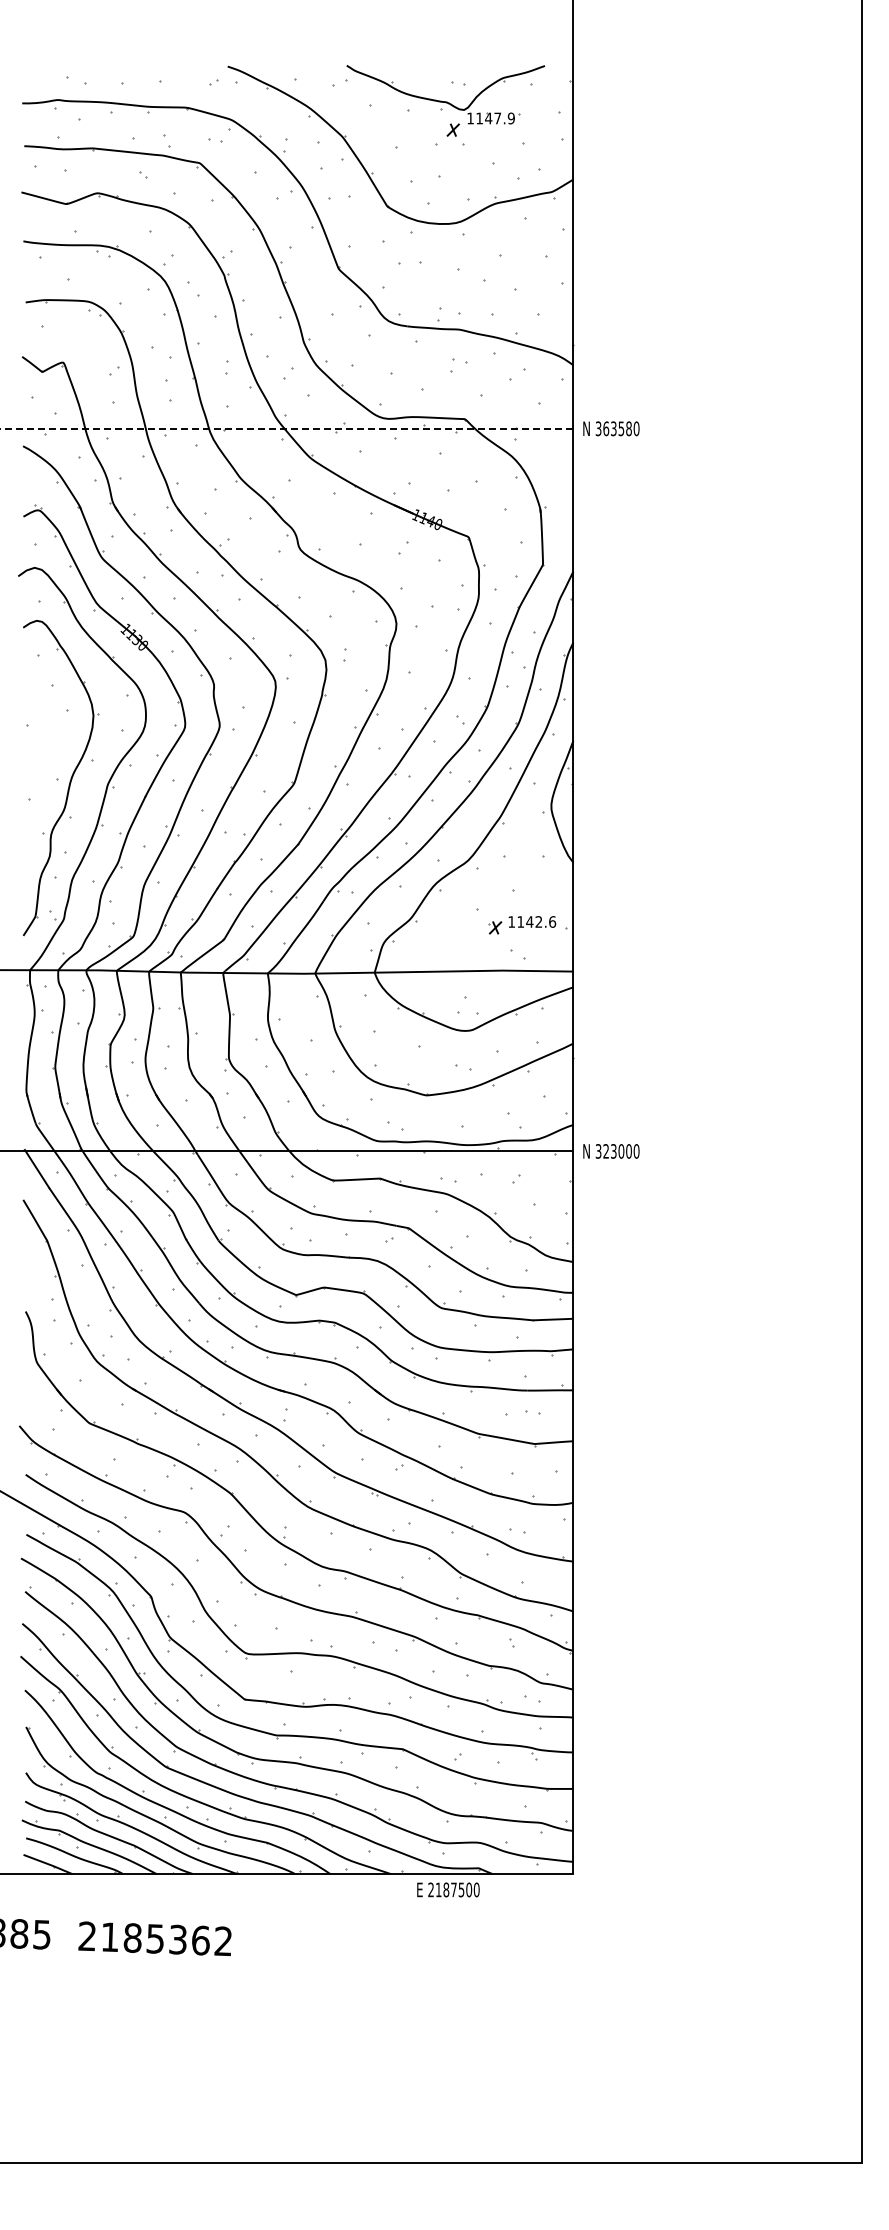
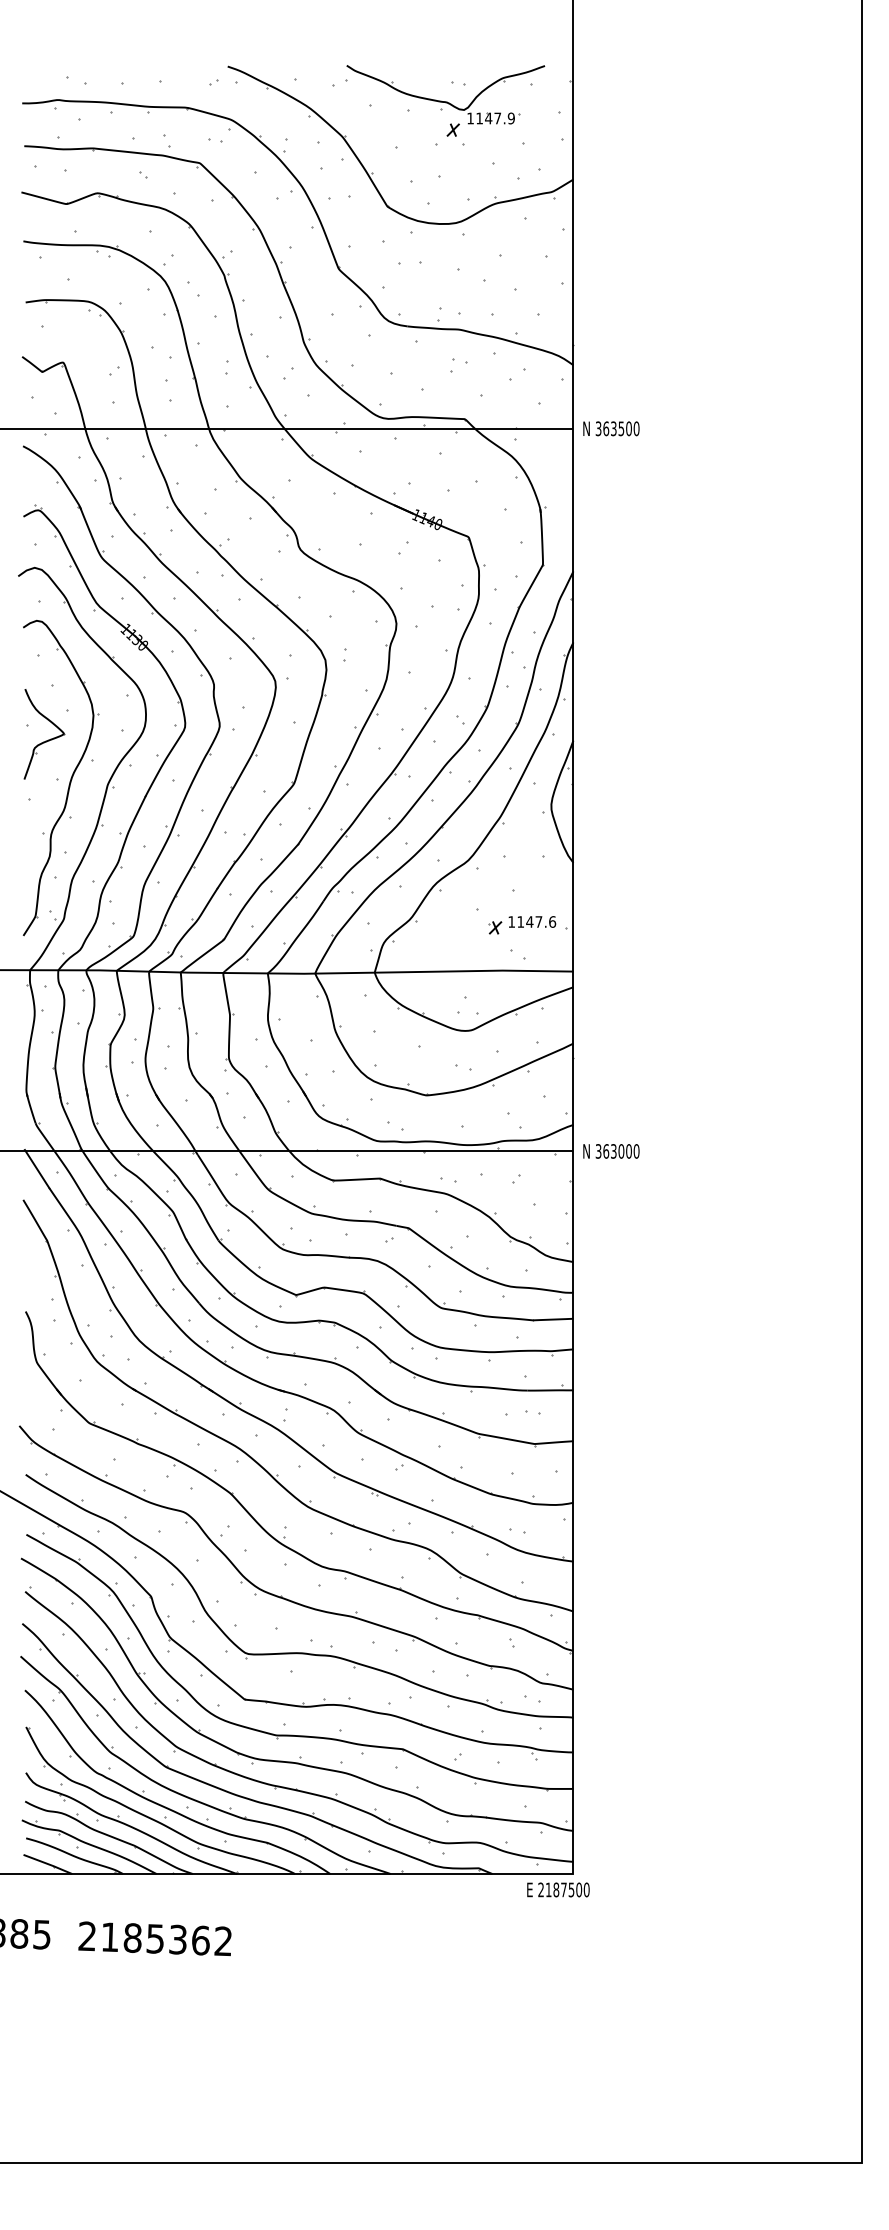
line: dashed -> solid (286, 428)
text: 363580 -> 363500 (628, 428)
part: none -> present (45, 740)
text: 1142.6 -> 1147.6 (538, 921)
text: 323000 -> 363000 (606, 1151)
text position: (448, 1889) -> (558, 1889) (558, 1889)
